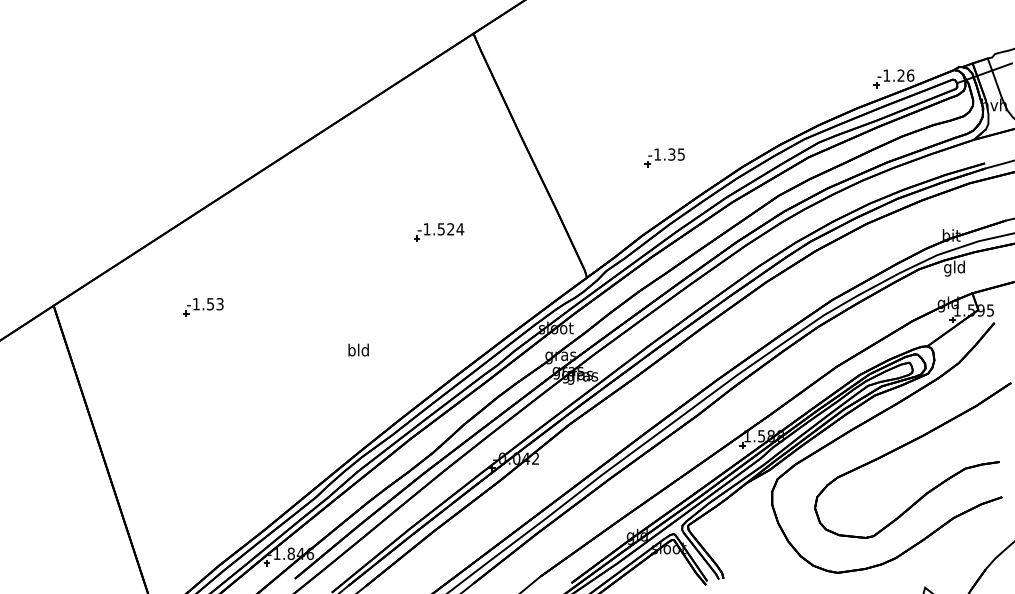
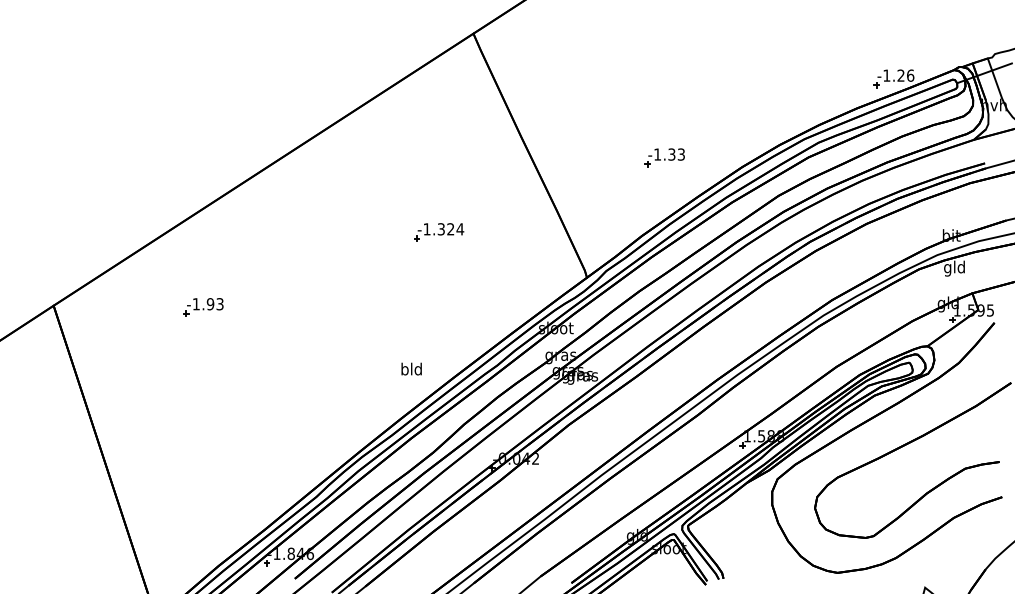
text: -1.35 -> -1.33 (681, 153)
text: -1.524 -> -1.324 (441, 228)
text: -1.53 -> -1.93 (210, 304)
text position: (358, 349) -> (411, 368) (411, 368)
